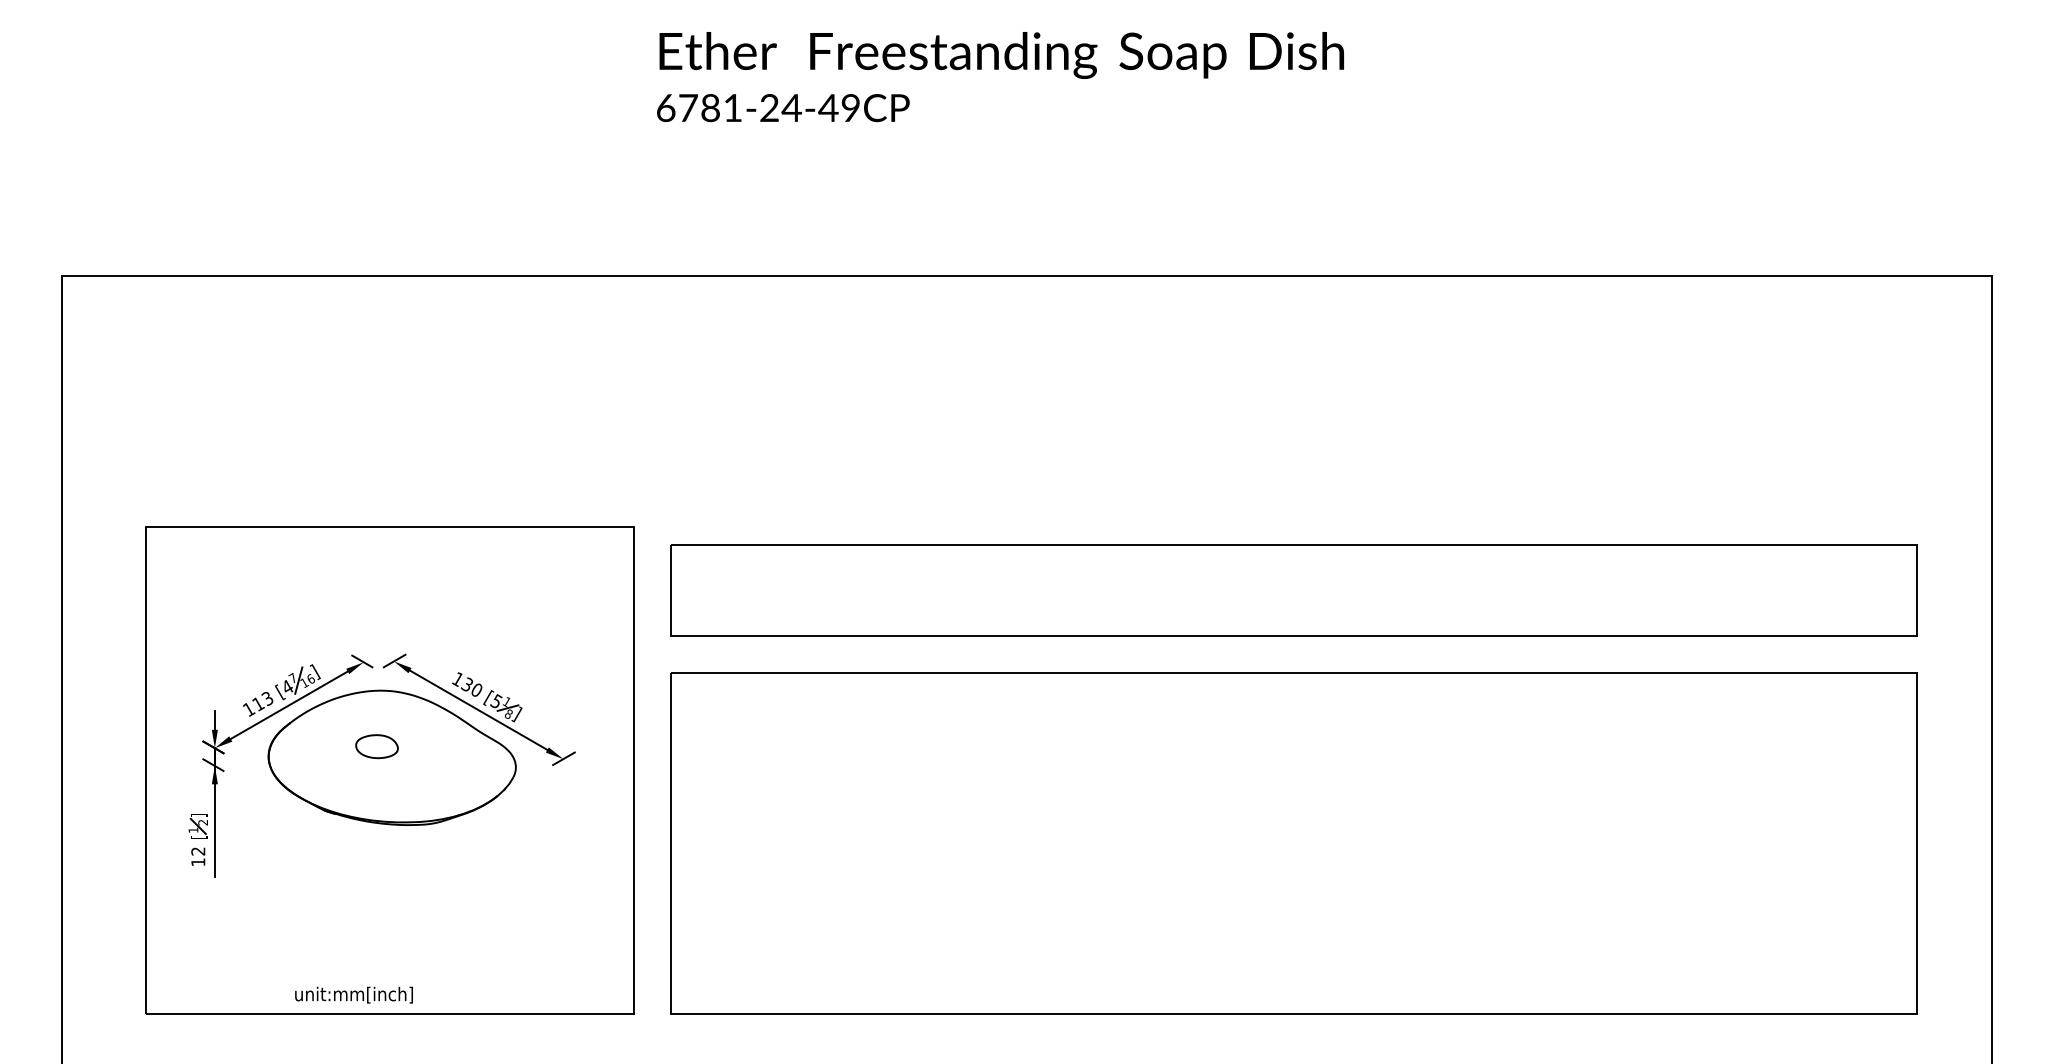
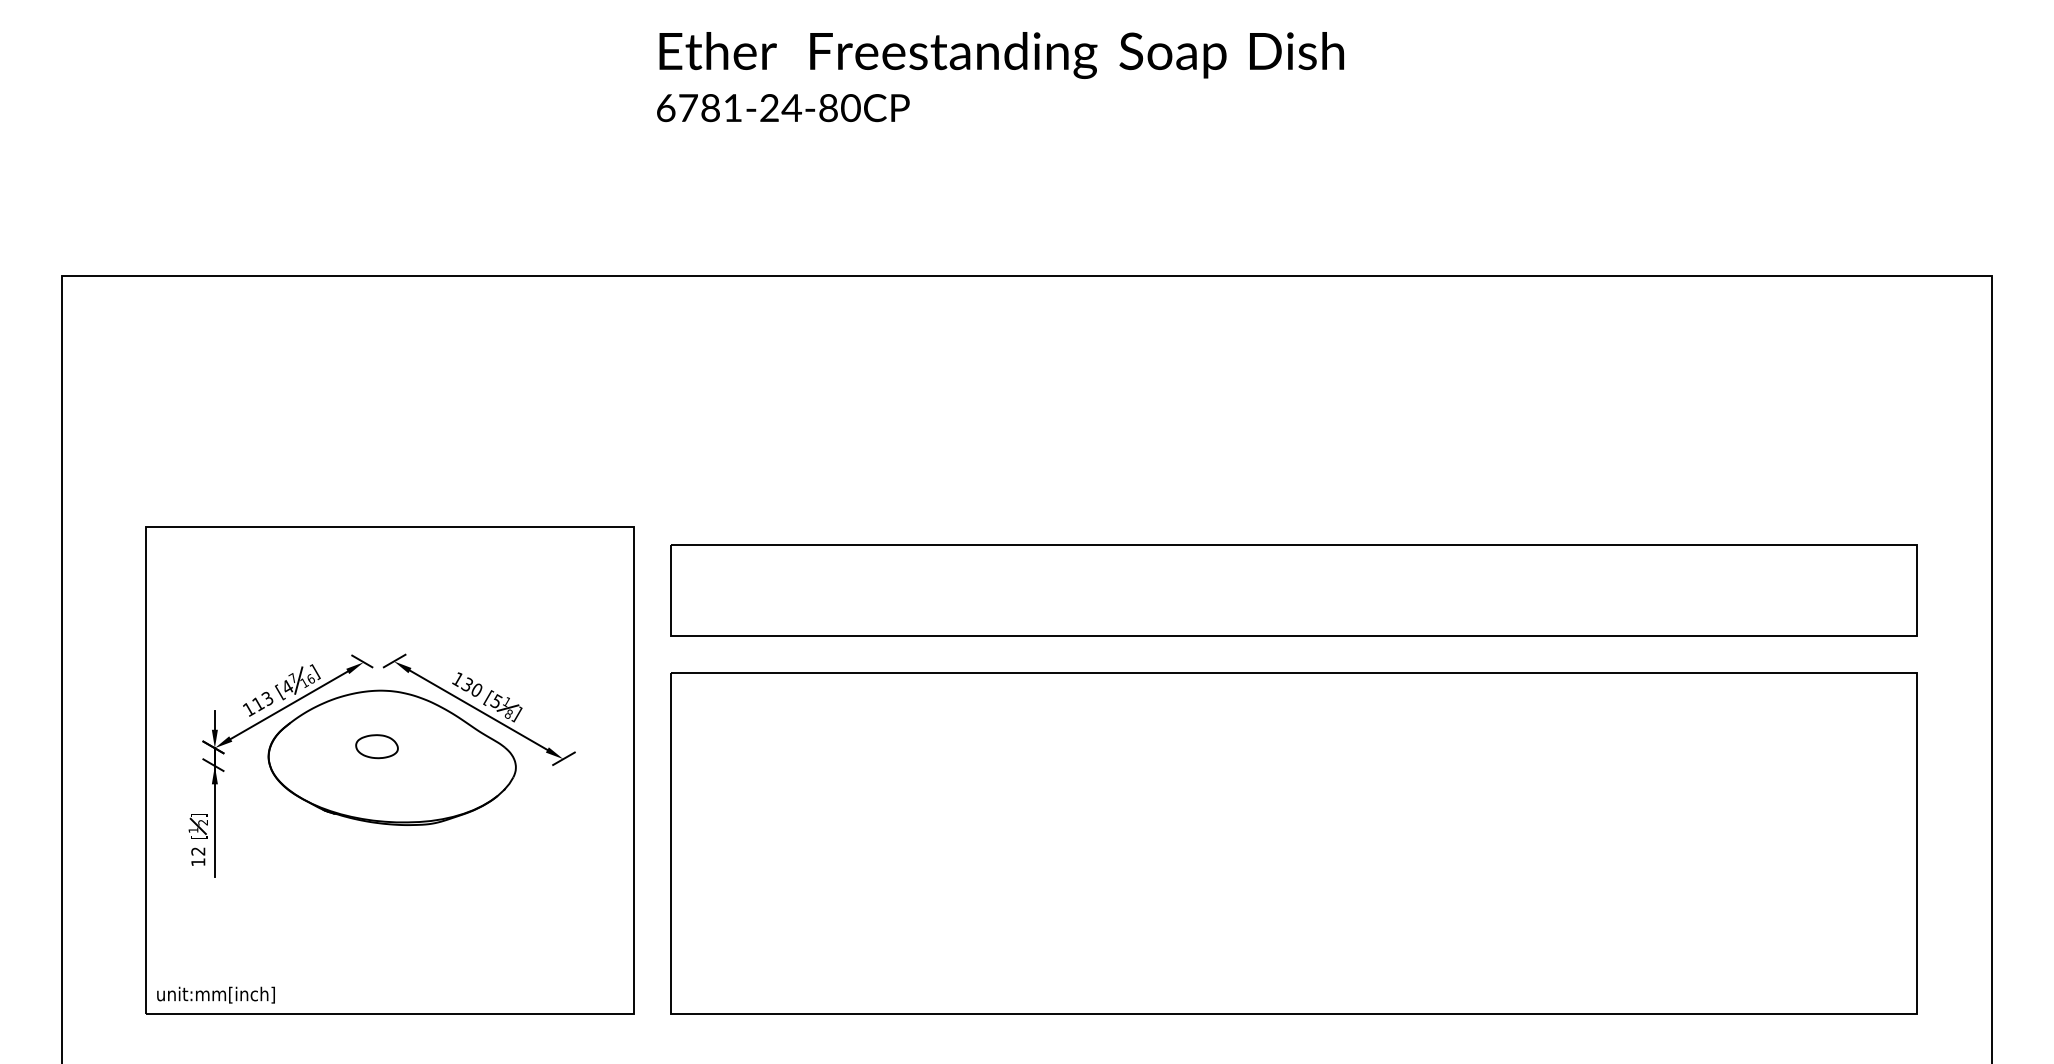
text: 6781-24-49CP -> 6781-24-80CP (839, 108)
text position: (353, 994) -> (215, 994) (215, 994)
